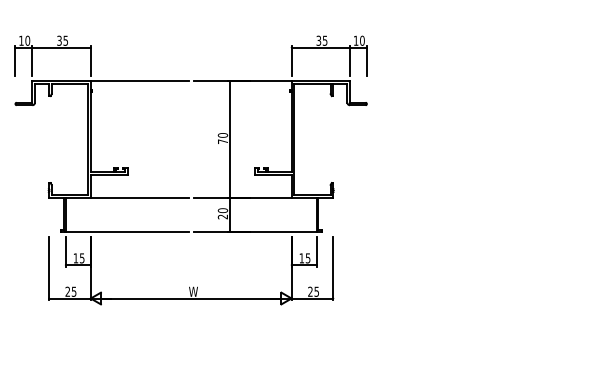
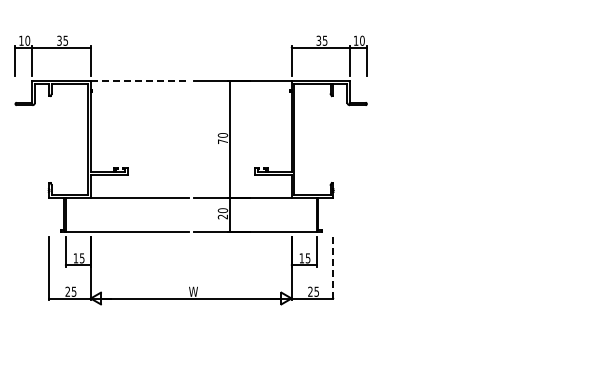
line: solid -> dashed (139, 81)
line: solid -> dashed (333, 268)
